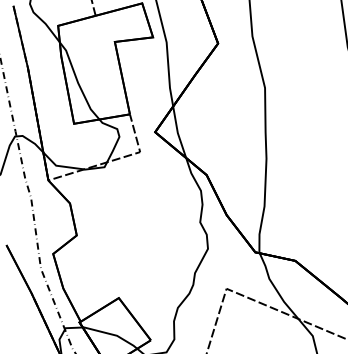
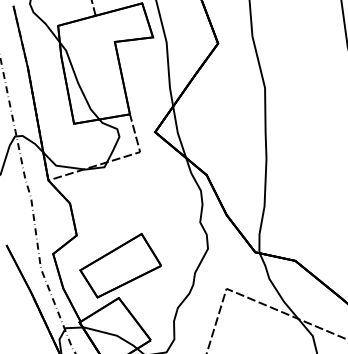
part: none -> present (120, 265)
